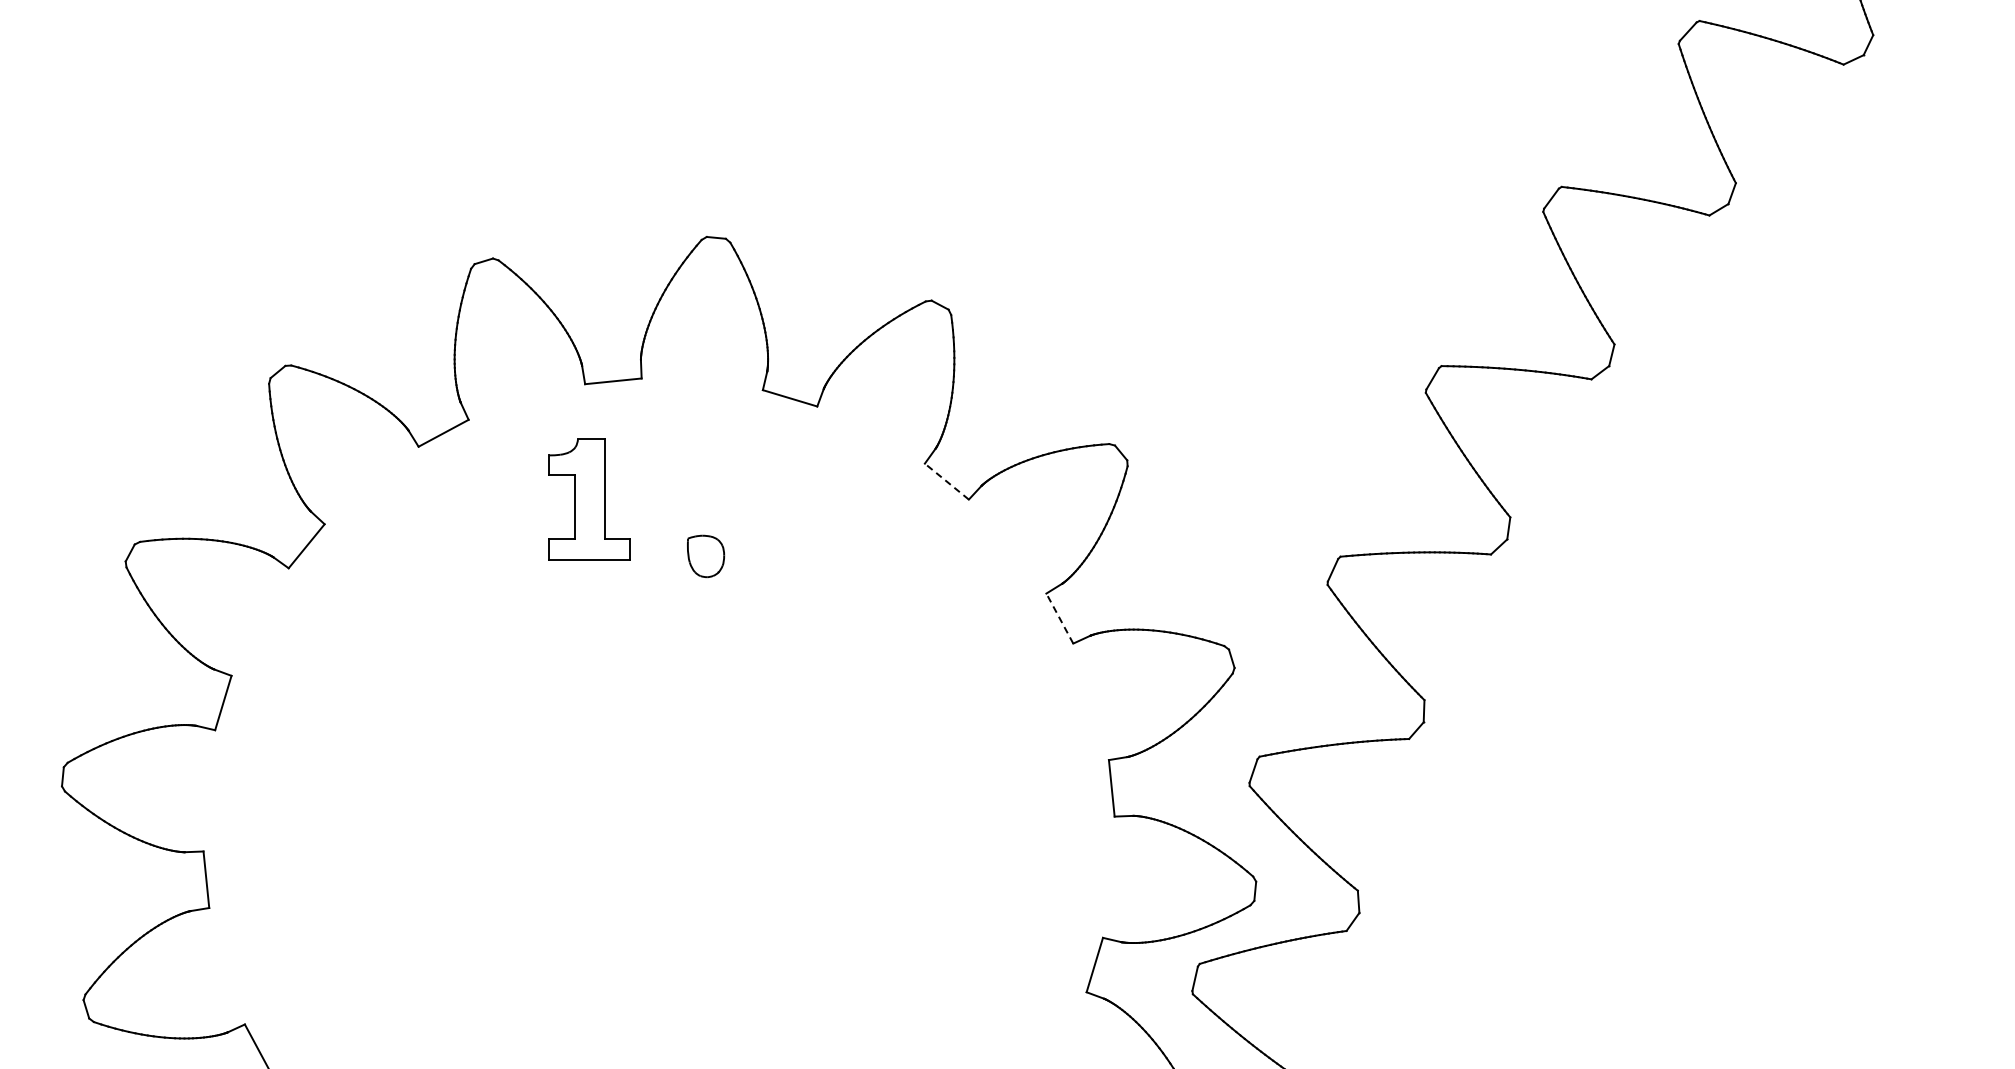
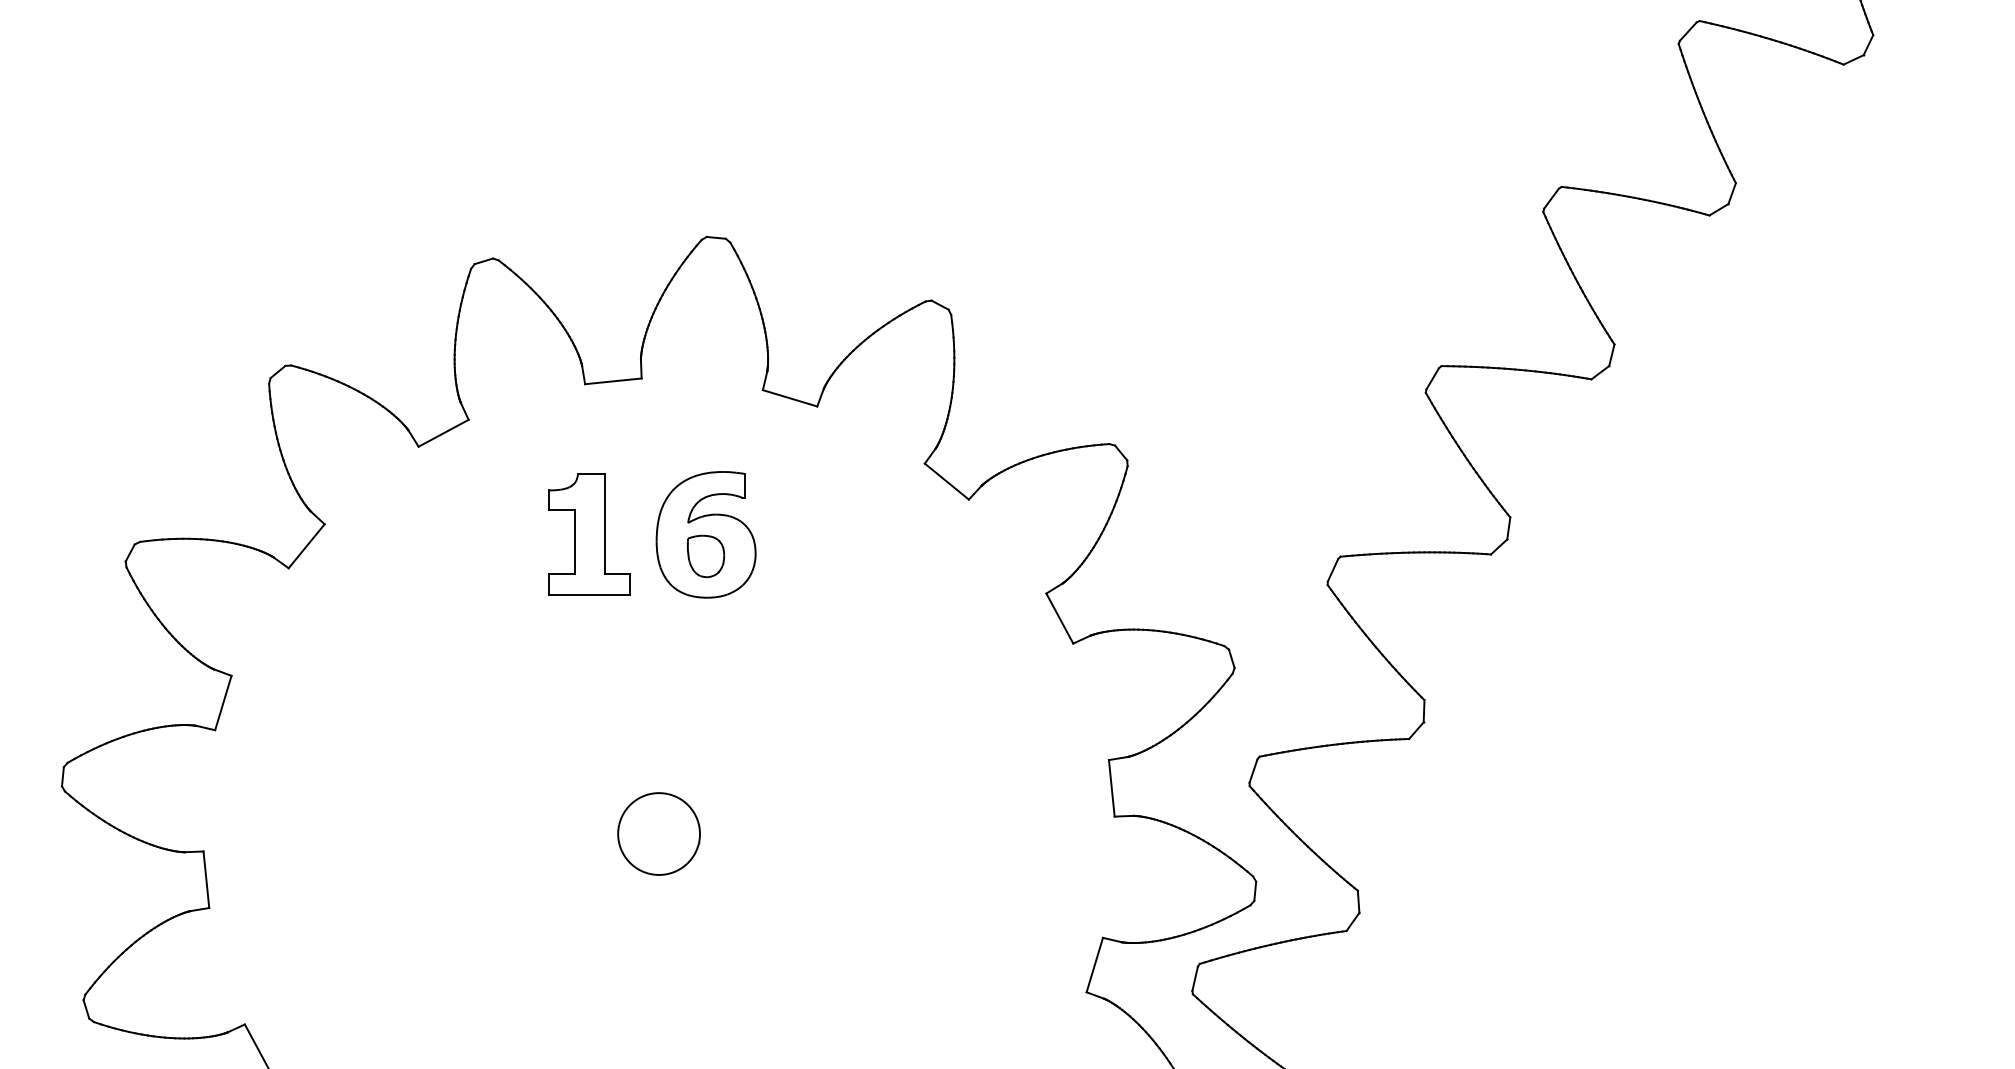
line: dashed -> solid (946, 481)
part position: (589, 499) -> (589, 534) (589, 534)
part: none -> present (705, 534)
line: dashed -> solid (1059, 618)
part: none -> present (658, 833)
